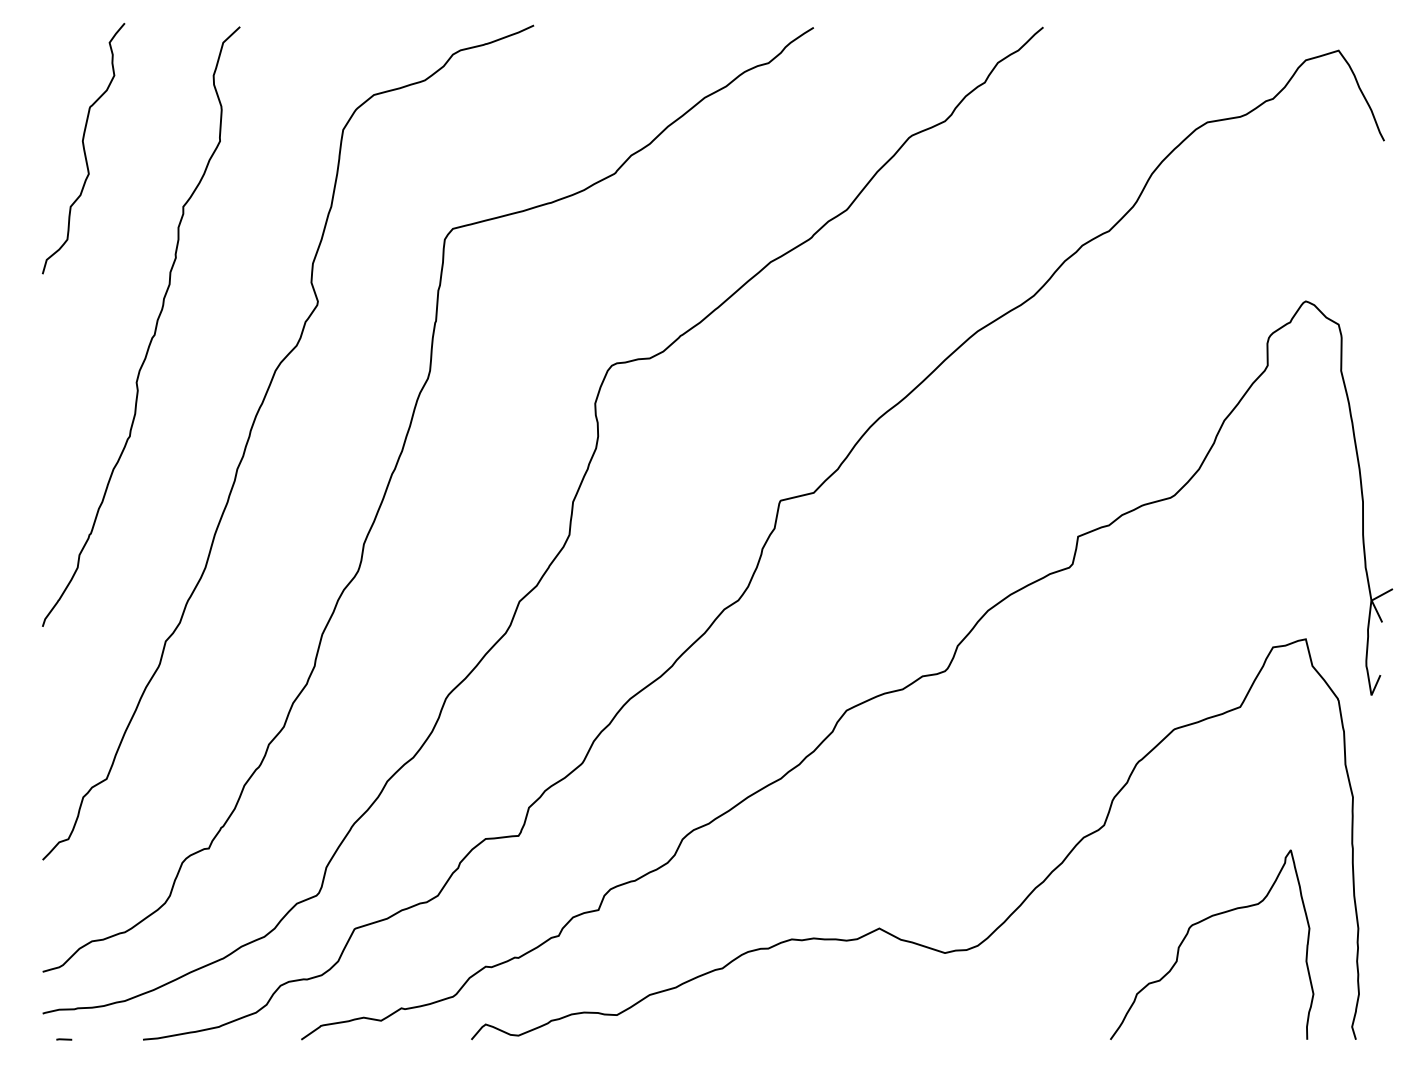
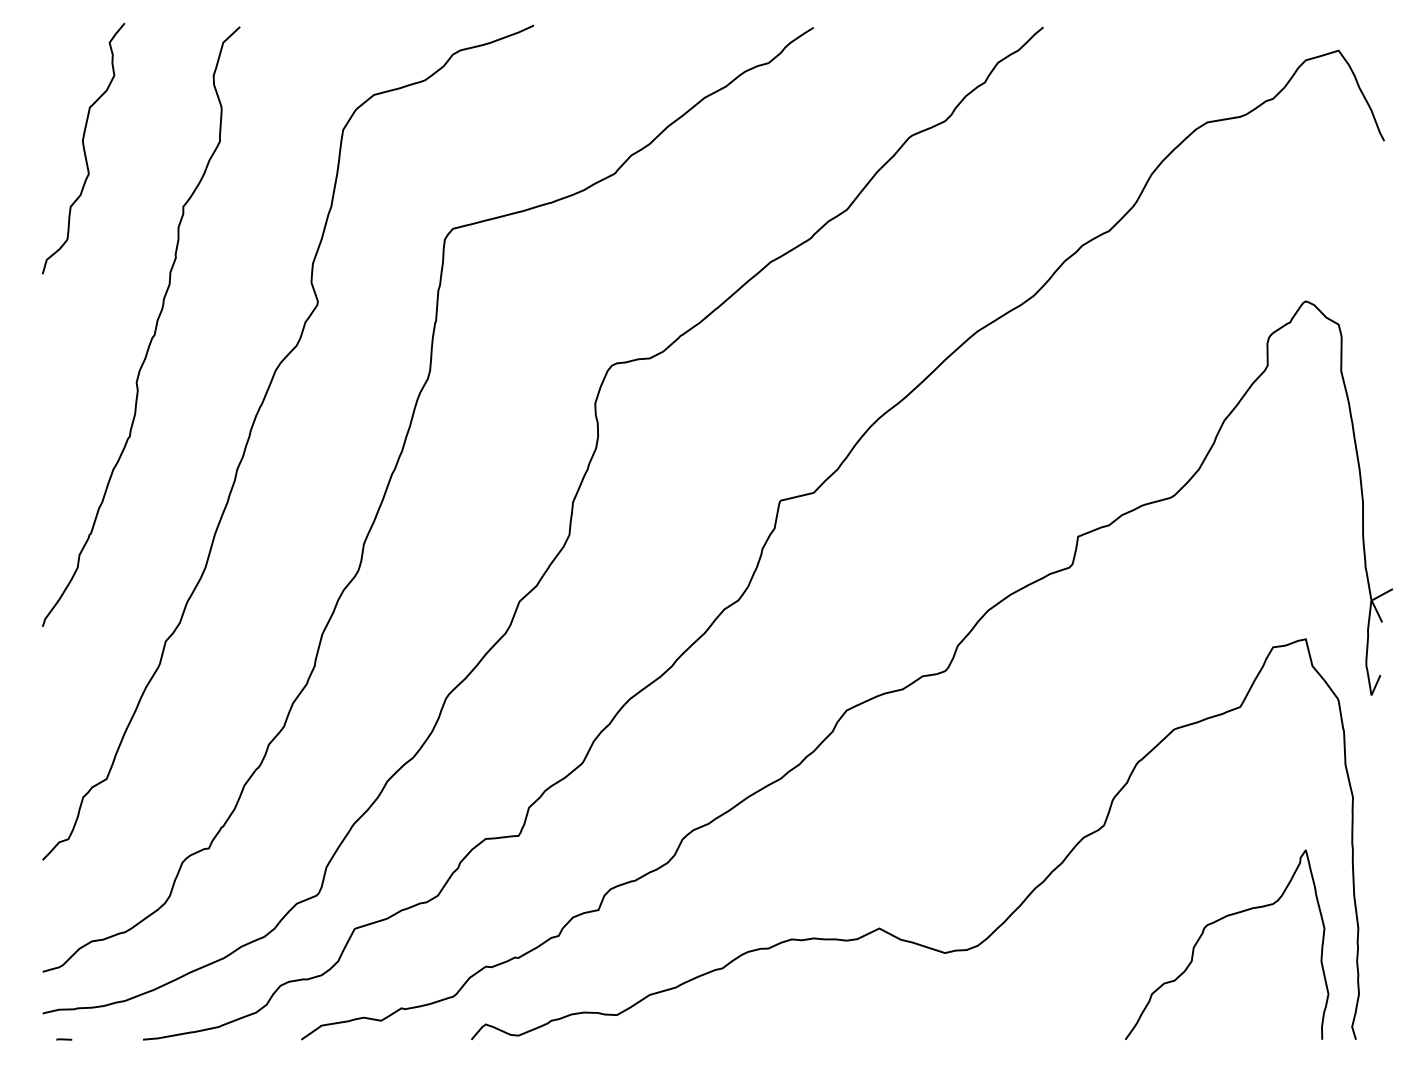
curve position: (1201, 922) -> (1216, 922) (1216, 922)
